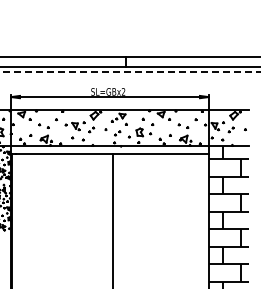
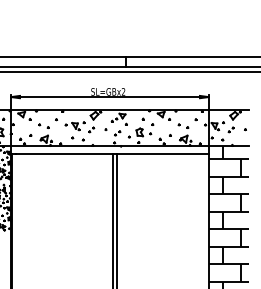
line: dashed -> solid (130, 71)
line: none -> present (117, 219)
